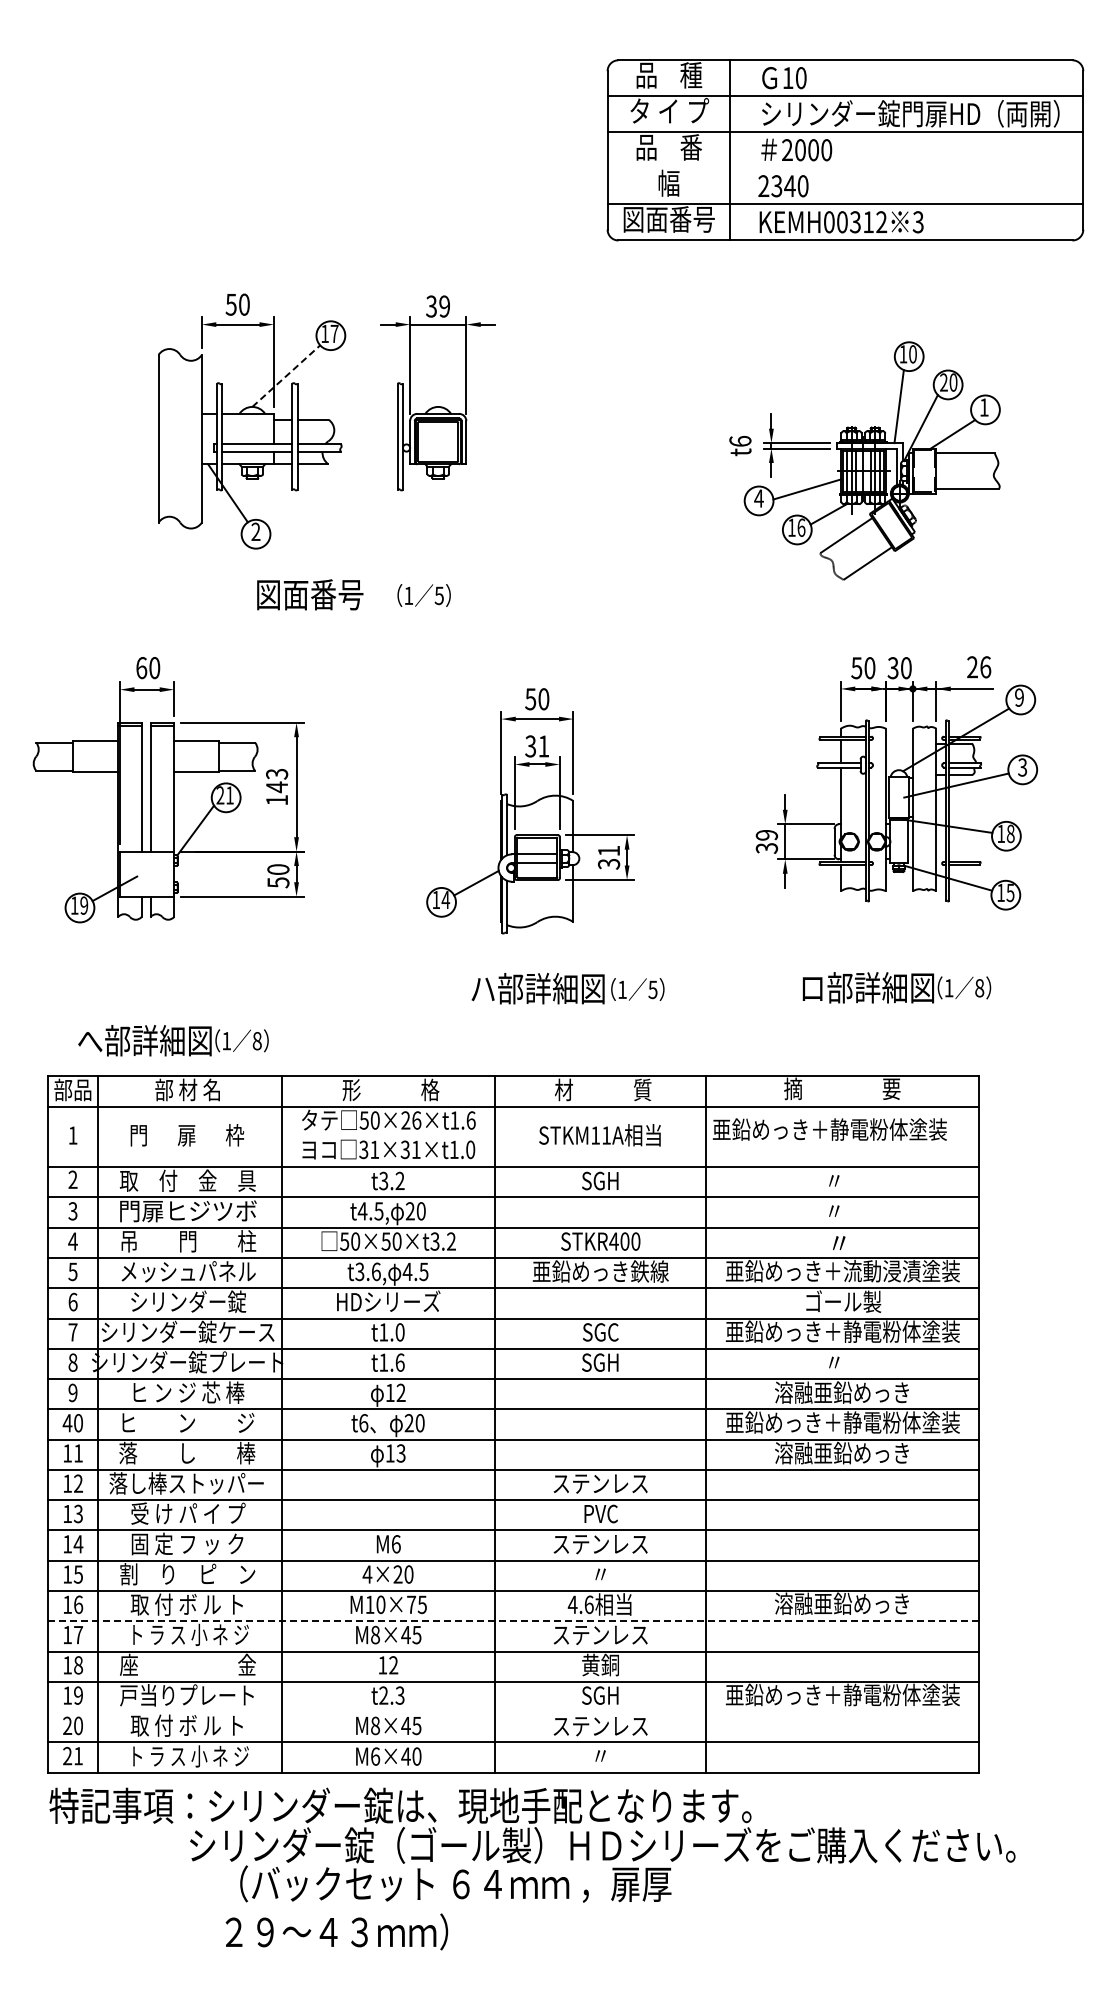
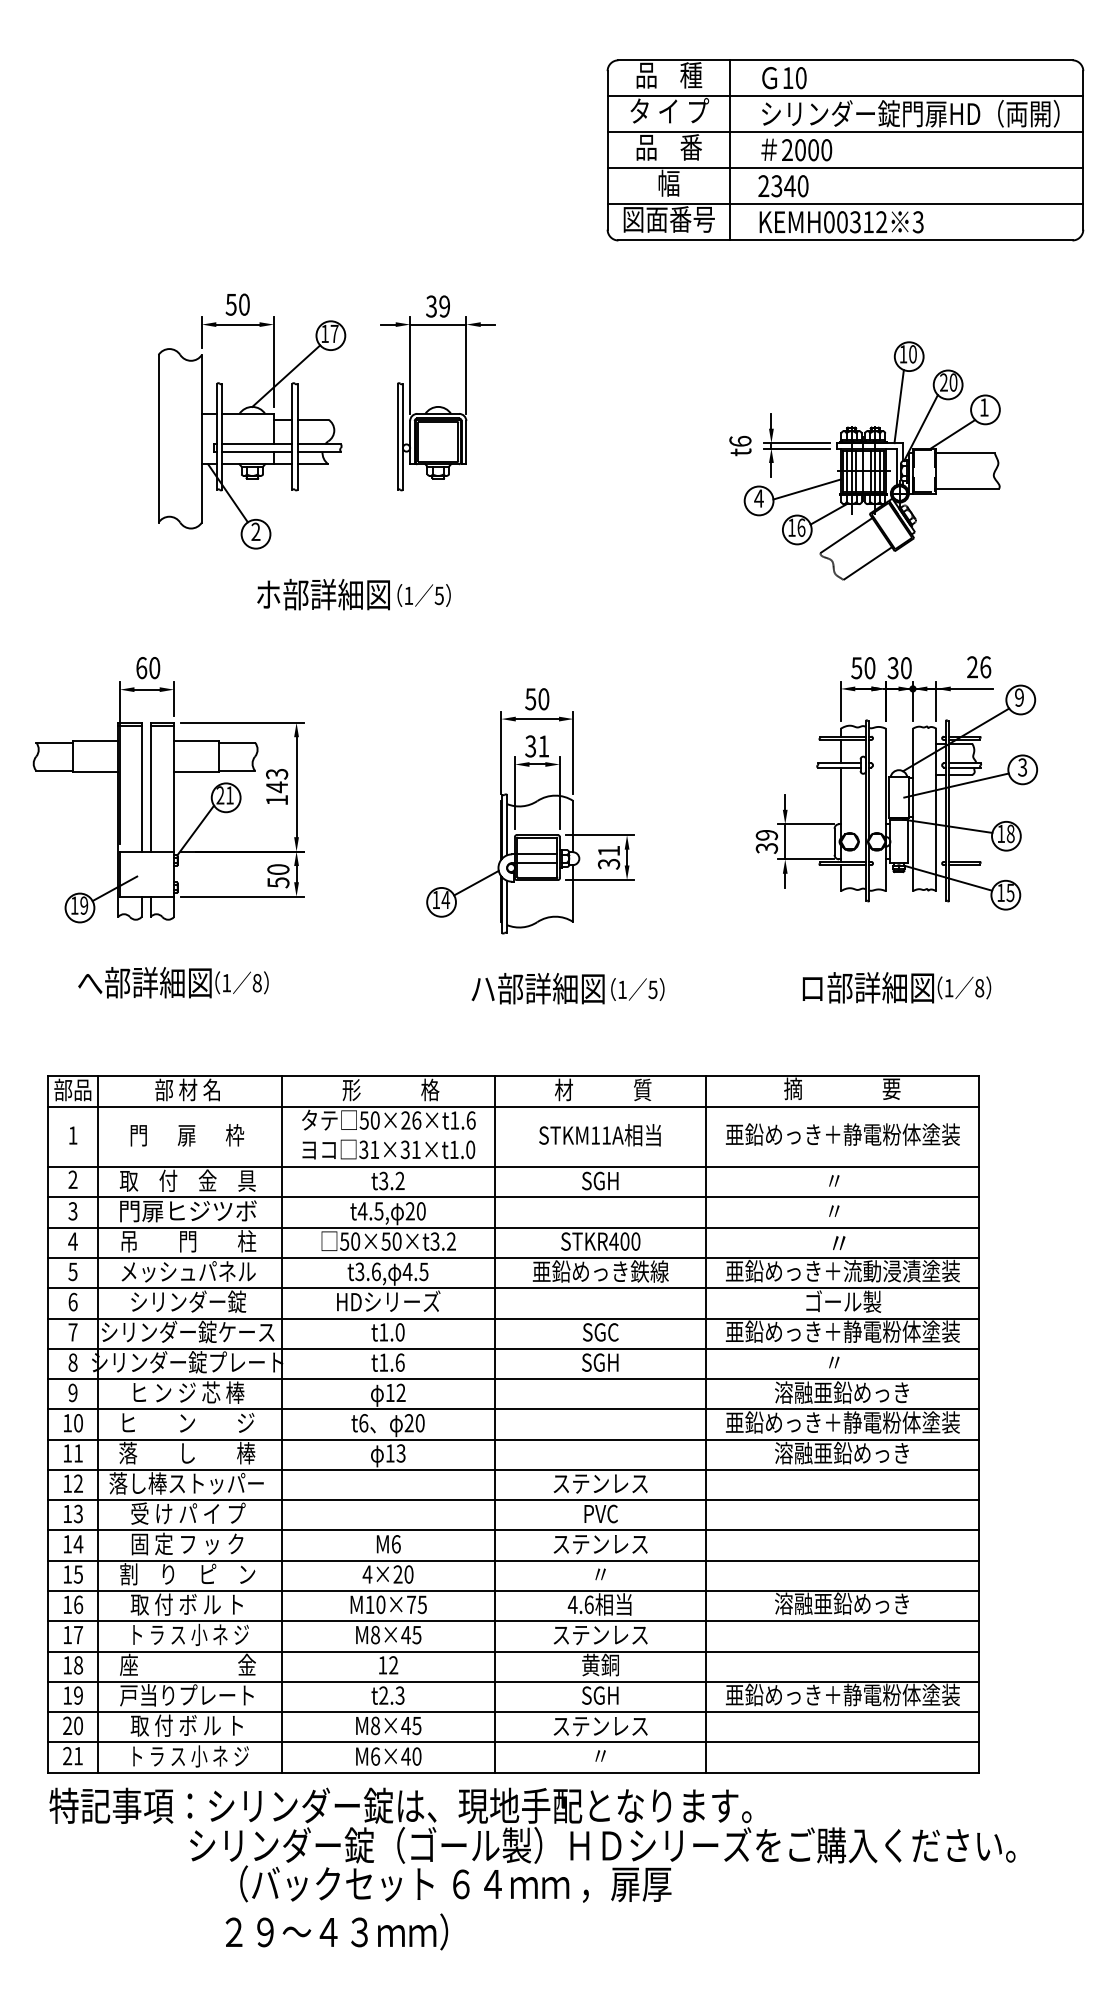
line: none -> present (845, 168)
line: dashed -> solid (286, 376)
text: 図面番号 -> ホ部詳細図 (323, 594)
text position: (173, 1040) -> (173, 982) (173, 982)
text position: (829, 1129) -> (842, 1134) (842, 1134)
text: 40 -> 10 (67, 1423)
line: dashed -> solid (513, 1621)
line: none -> present (513, 1712)
